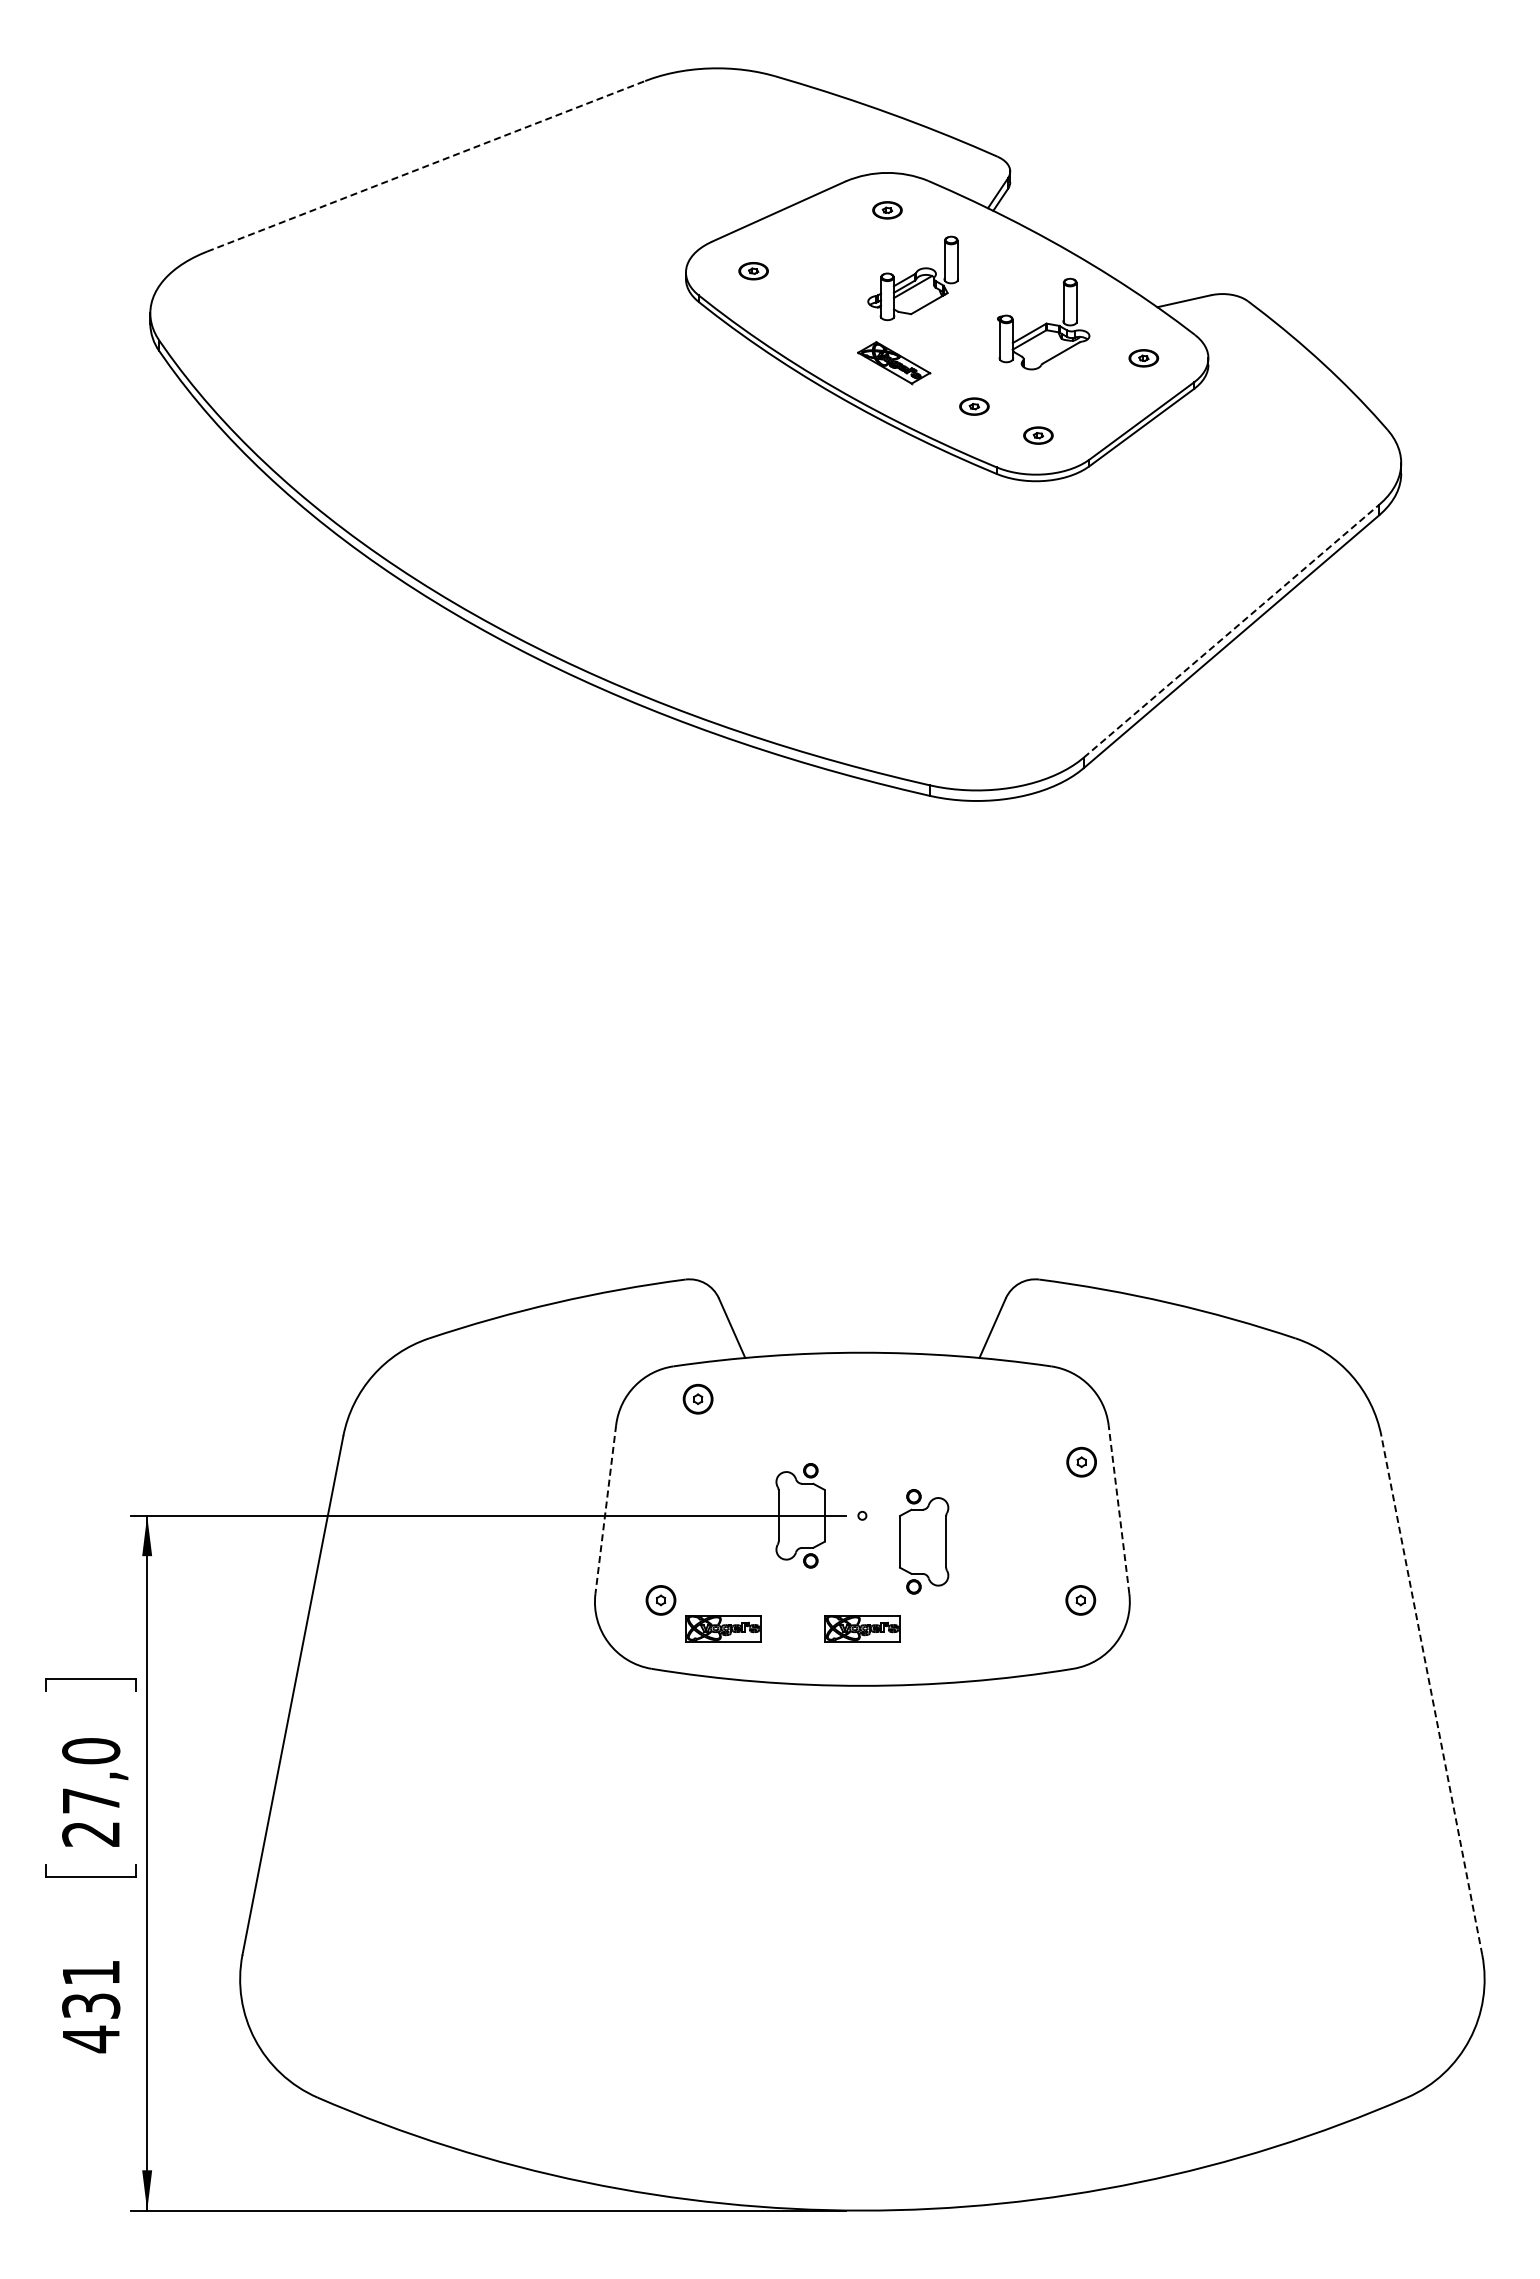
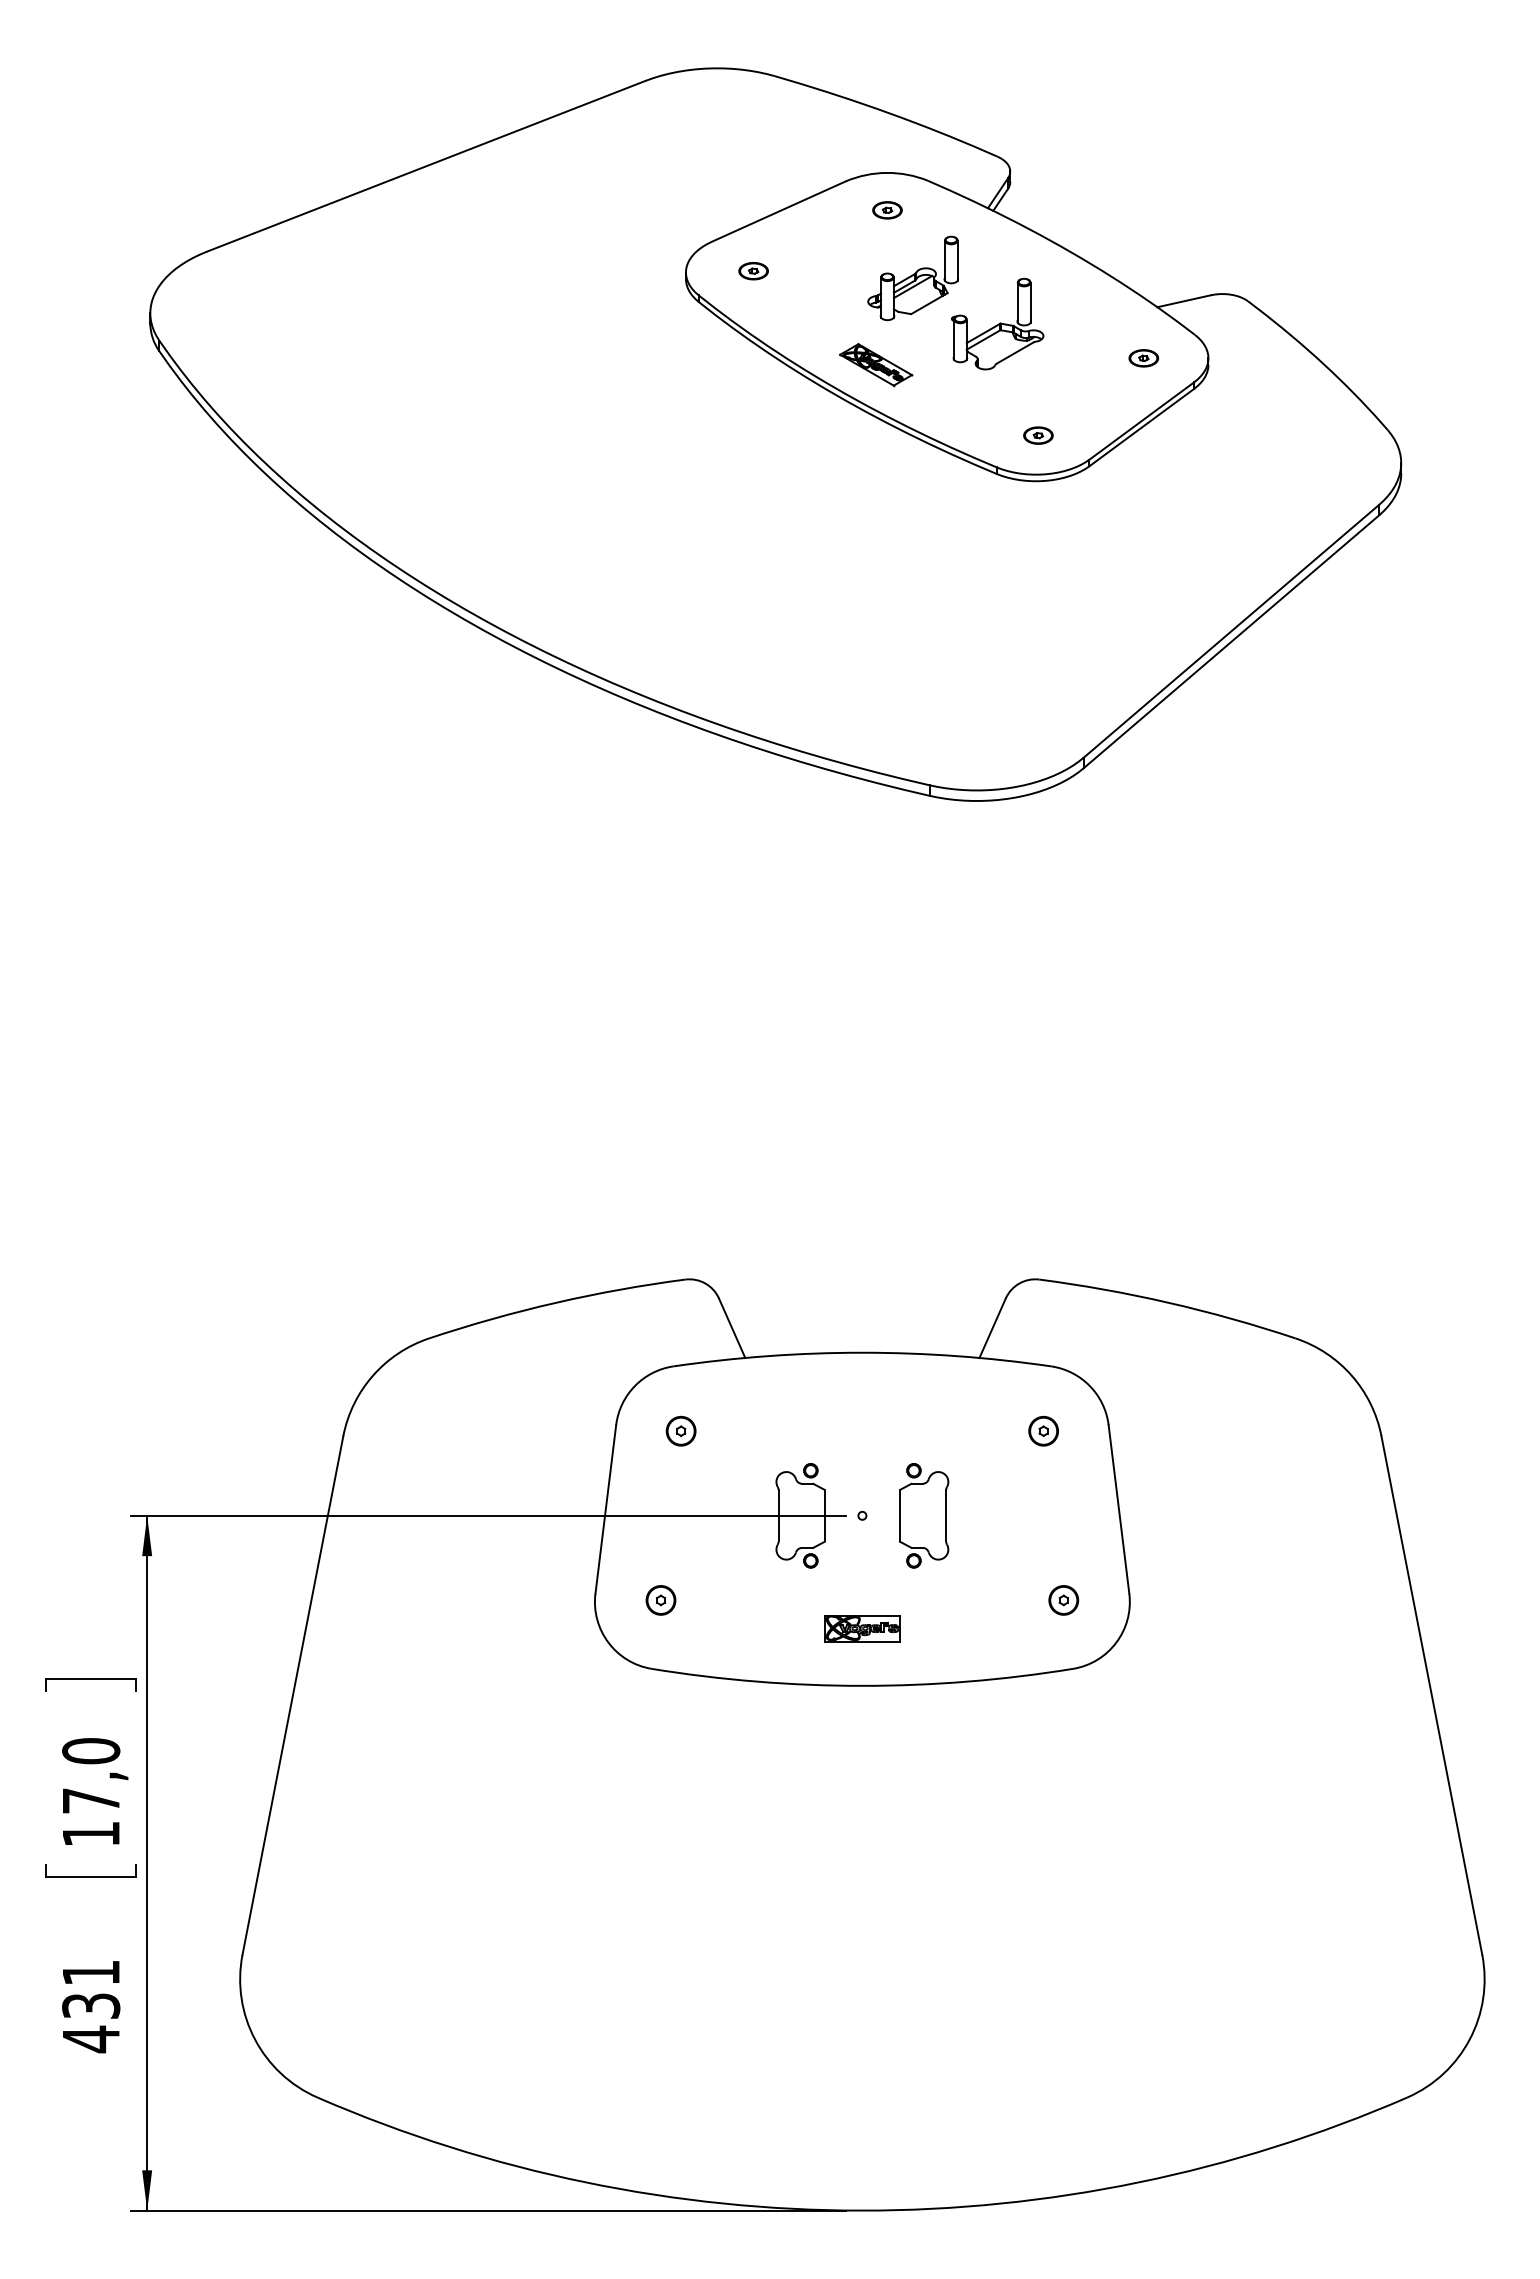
line: dashed -> solid (426, 166)
part position: (1043, 323) -> (997, 323) (997, 323)
part position: (894, 363) -> (876, 365) (876, 365)
part: present -> none (974, 406)
line: dashed -> solid (1231, 630)
part position: (697, 1398) -> (680, 1430) (680, 1430)
part position: (1081, 1461) -> (1043, 1430) (1043, 1430)
line: dashed -> solid (605, 1509)
line: dashed -> solid (1118, 1509)
part position: (924, 1541) -> (924, 1515) (924, 1515)
part position: (1080, 1600) -> (1063, 1600) (1063, 1600)
part: present -> none (723, 1628)
line: dashed -> solid (1431, 1694)
text: 27,0 -> 17,0 (90, 1834)
